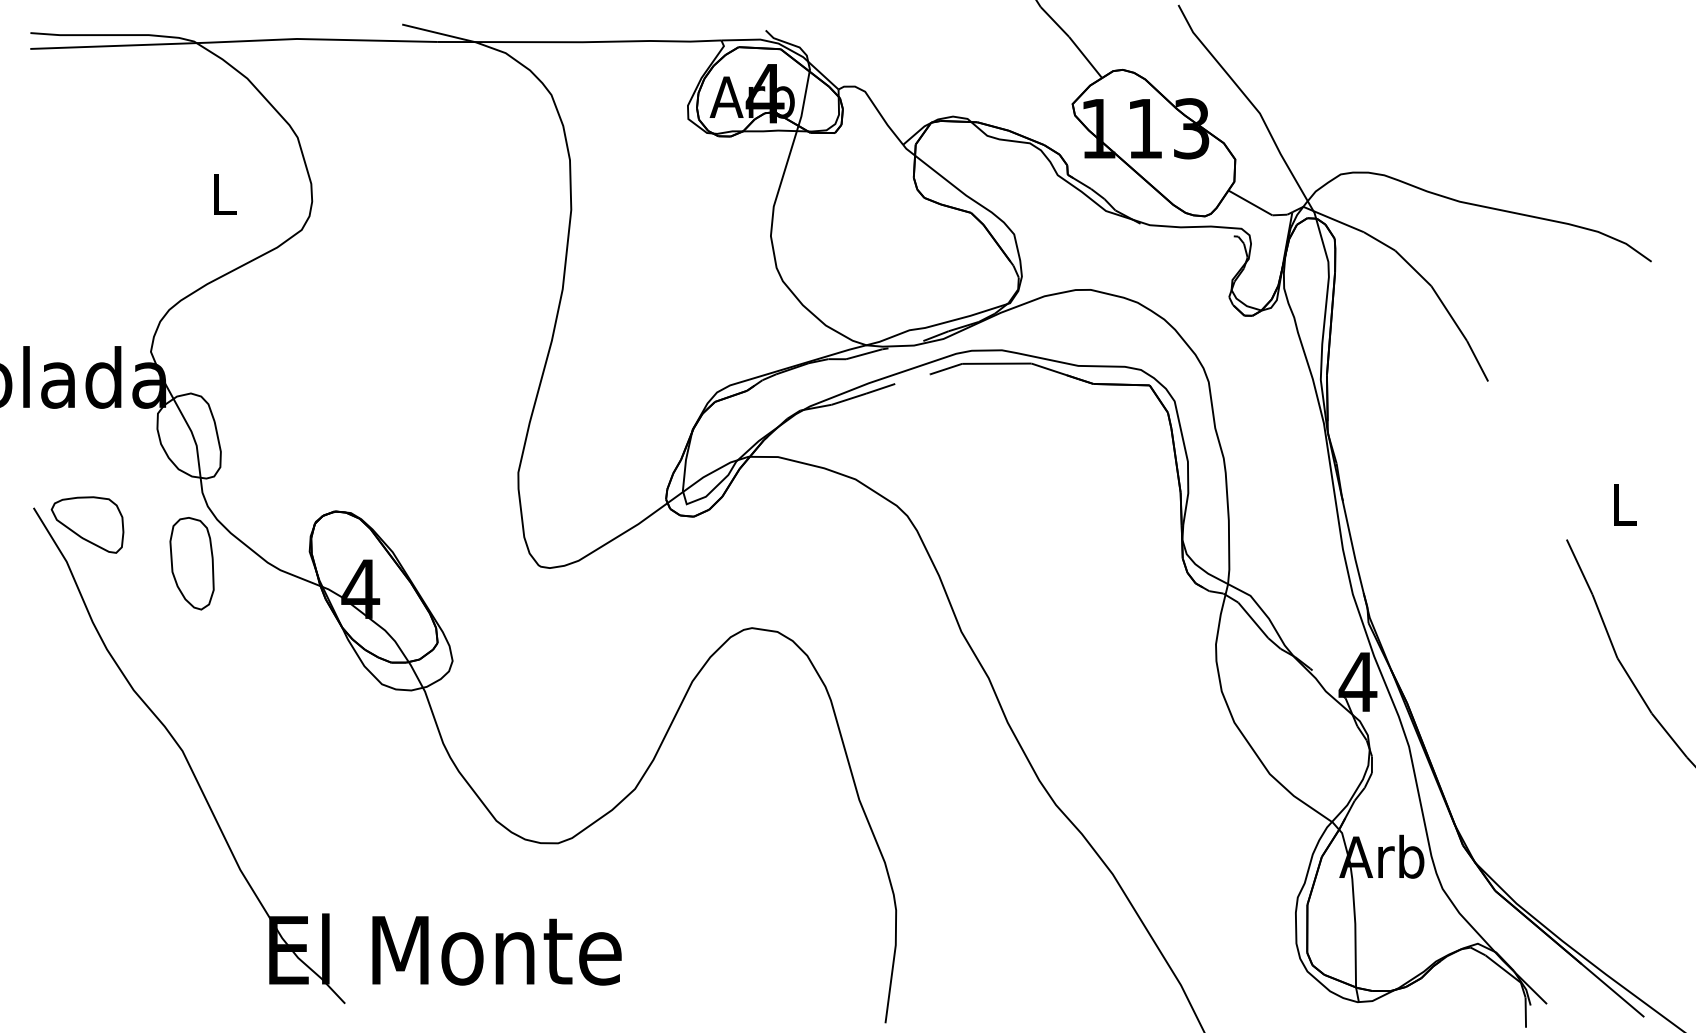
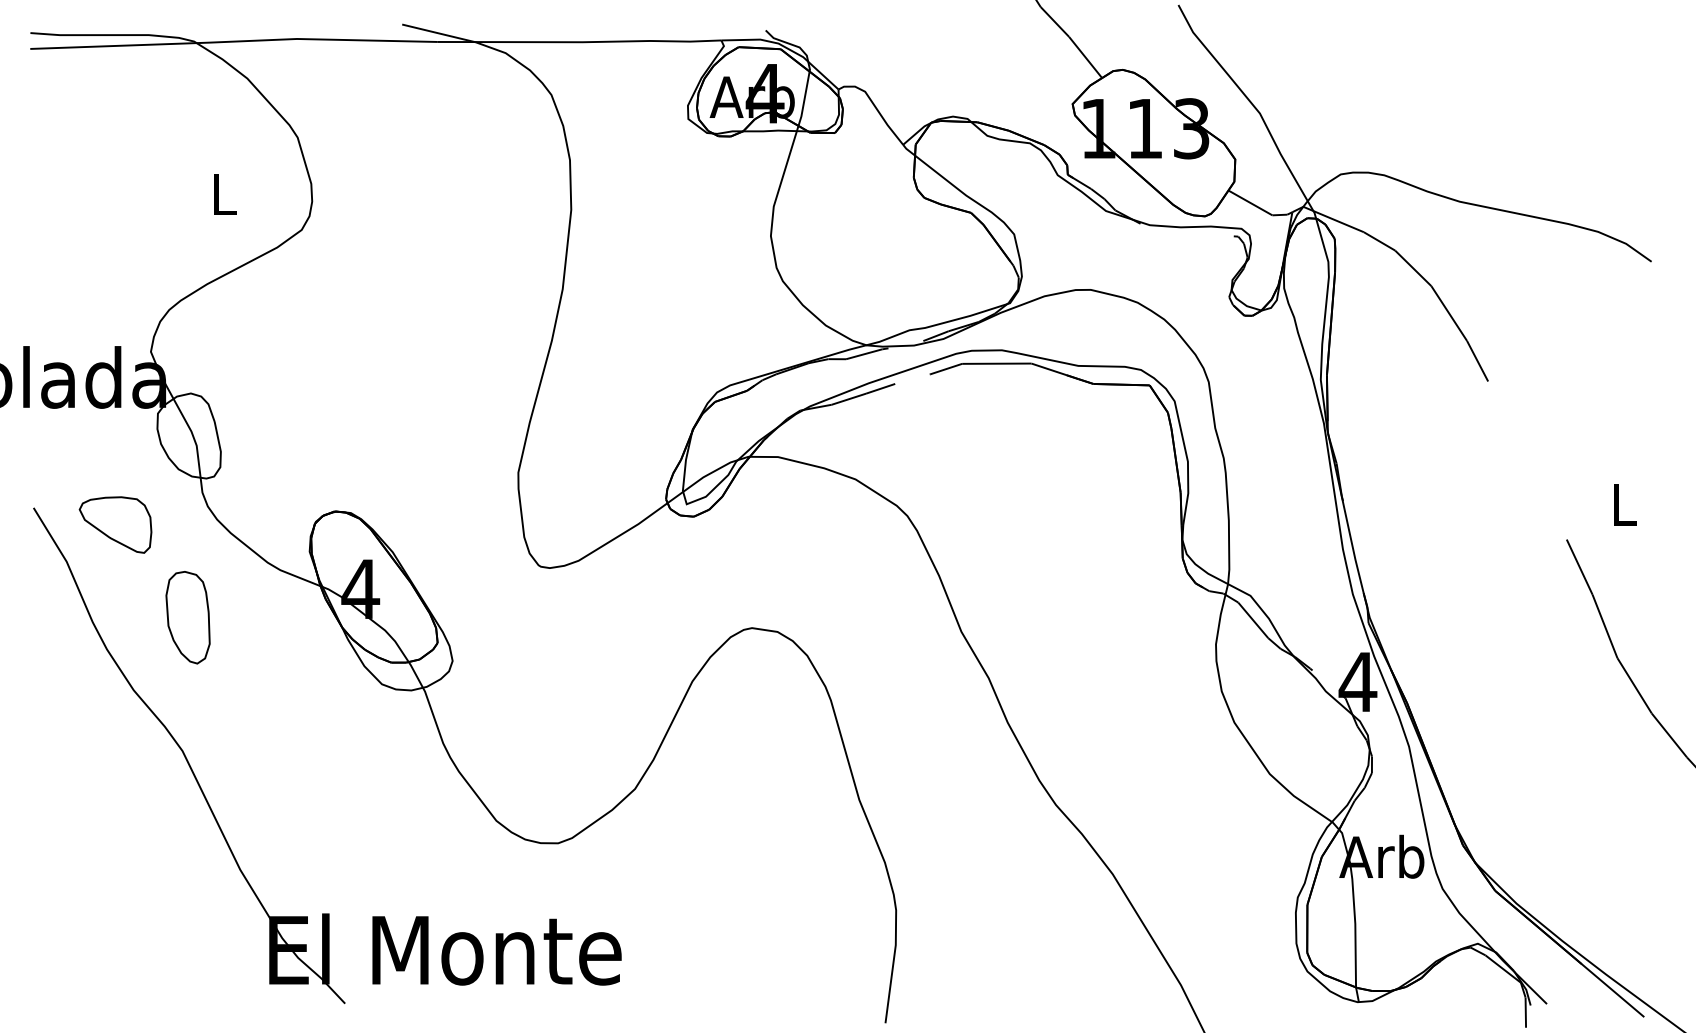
part position: (87, 524) -> (115, 524) (115, 524)
part position: (191, 563) -> (187, 617) (187, 617)
